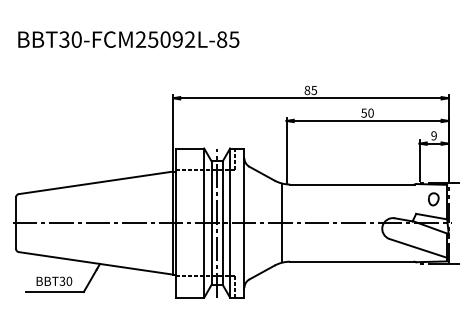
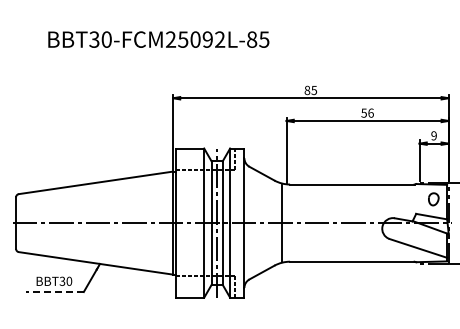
text position: (128, 39) -> (158, 39) (158, 39)
text: 50 -> 56 (370, 112)
line: solid -> dashed (55, 292)
